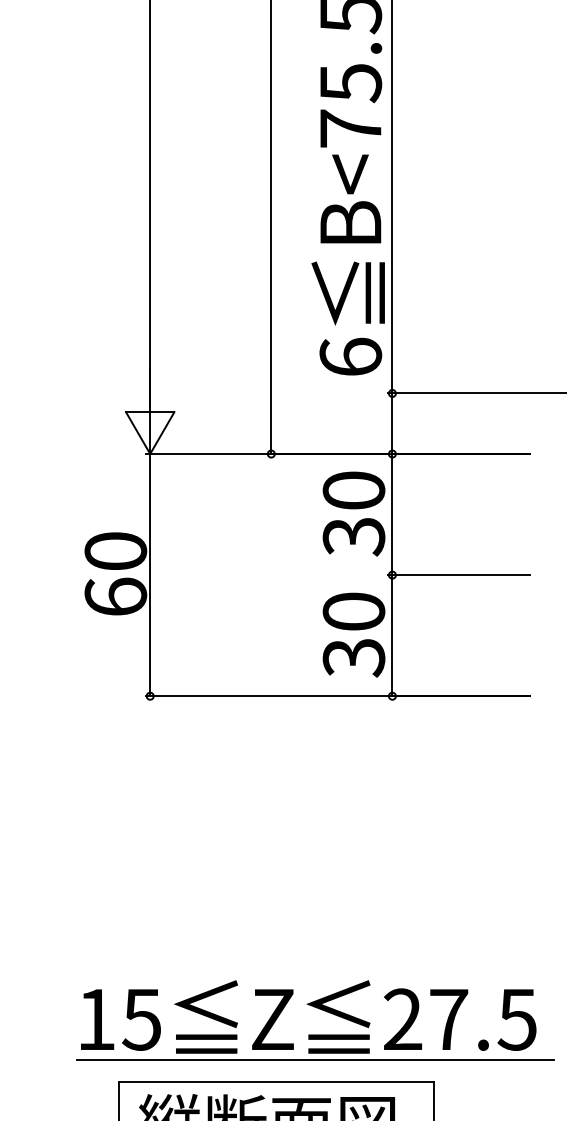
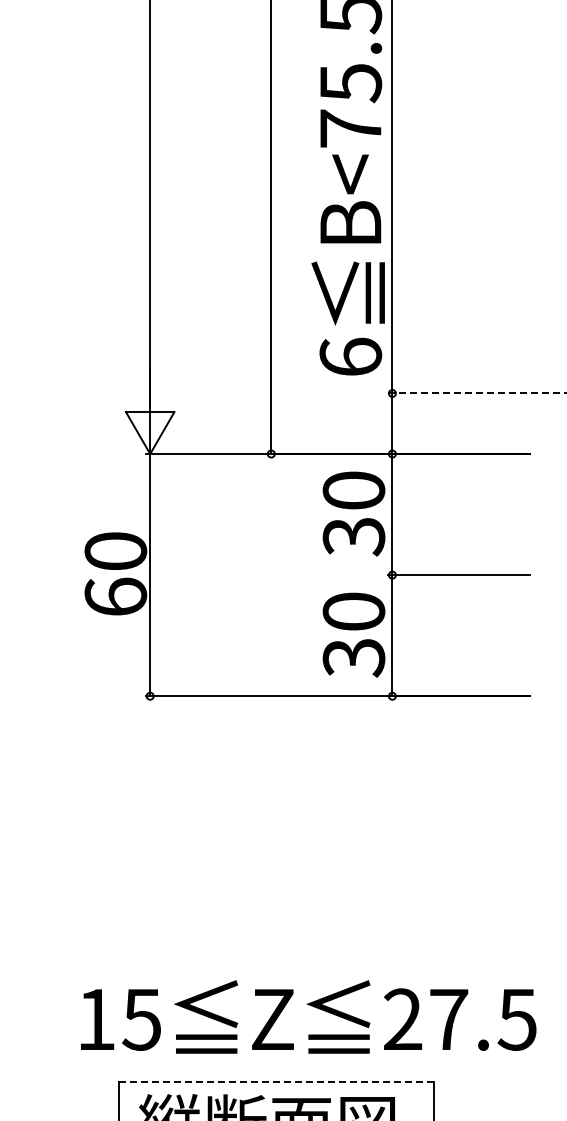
line: solid -> dashed (477, 393)
line: present -> none (314, 1059)
line: solid -> dashed (276, 1082)
